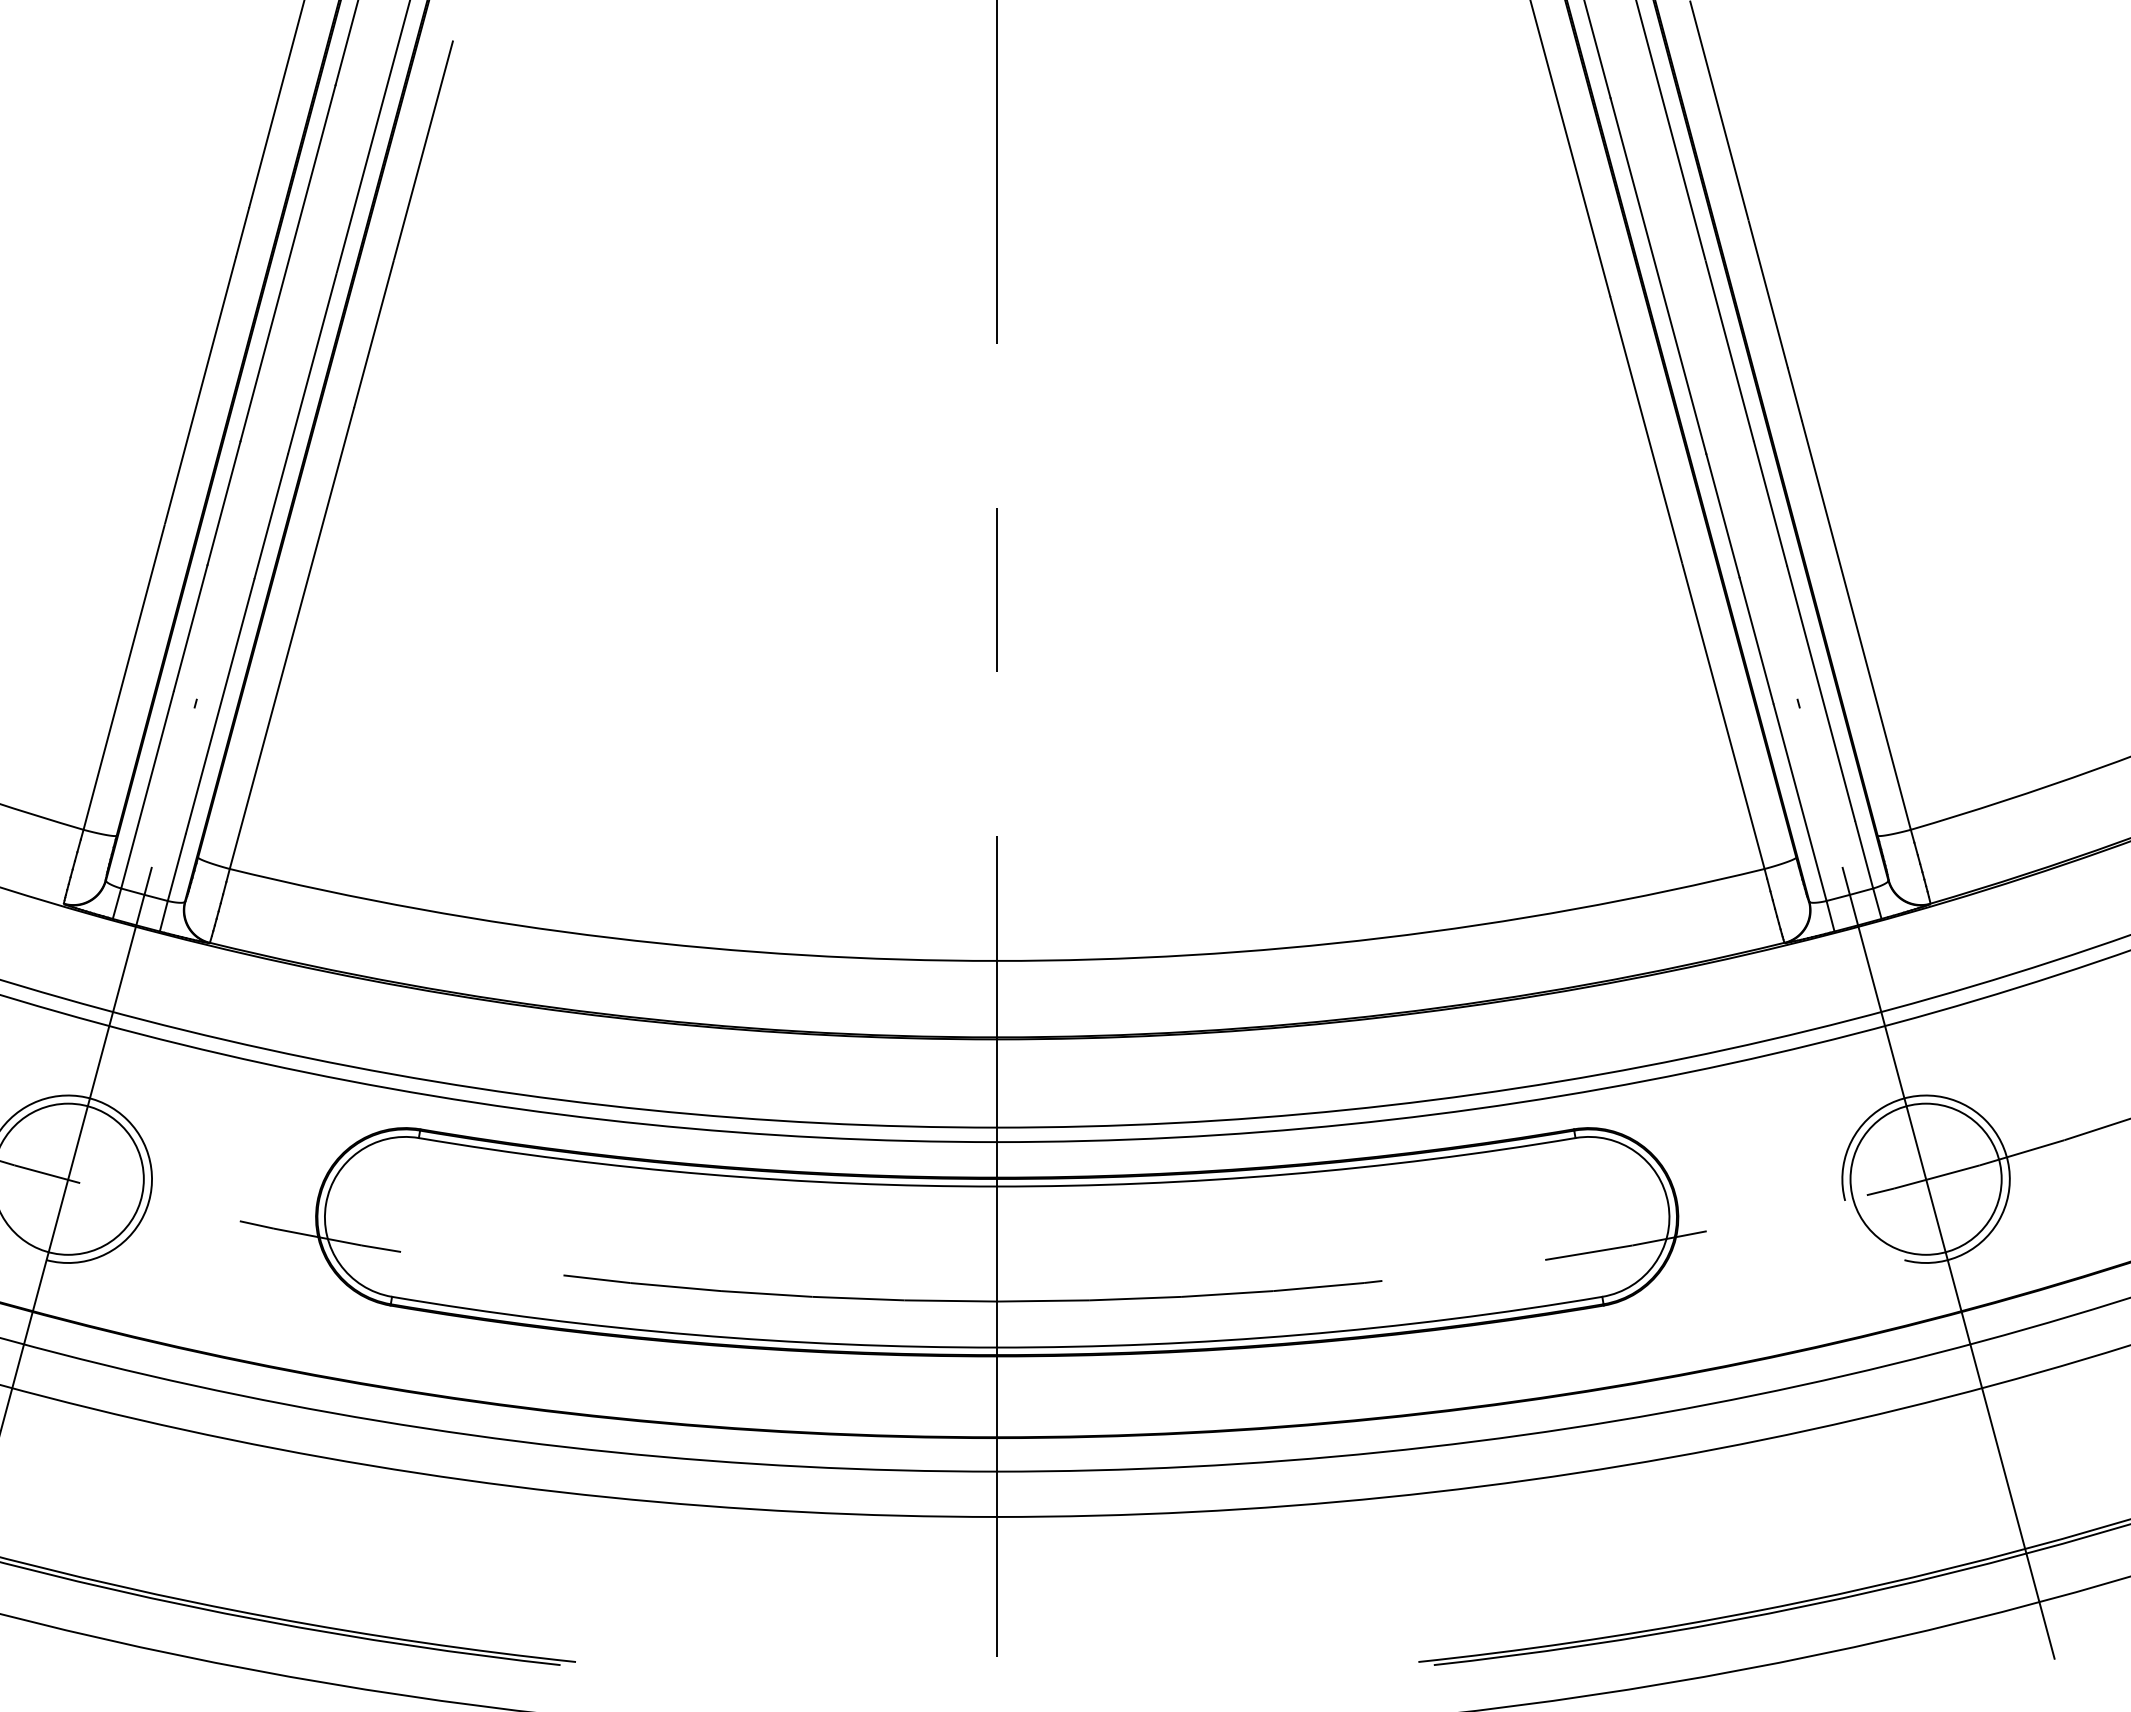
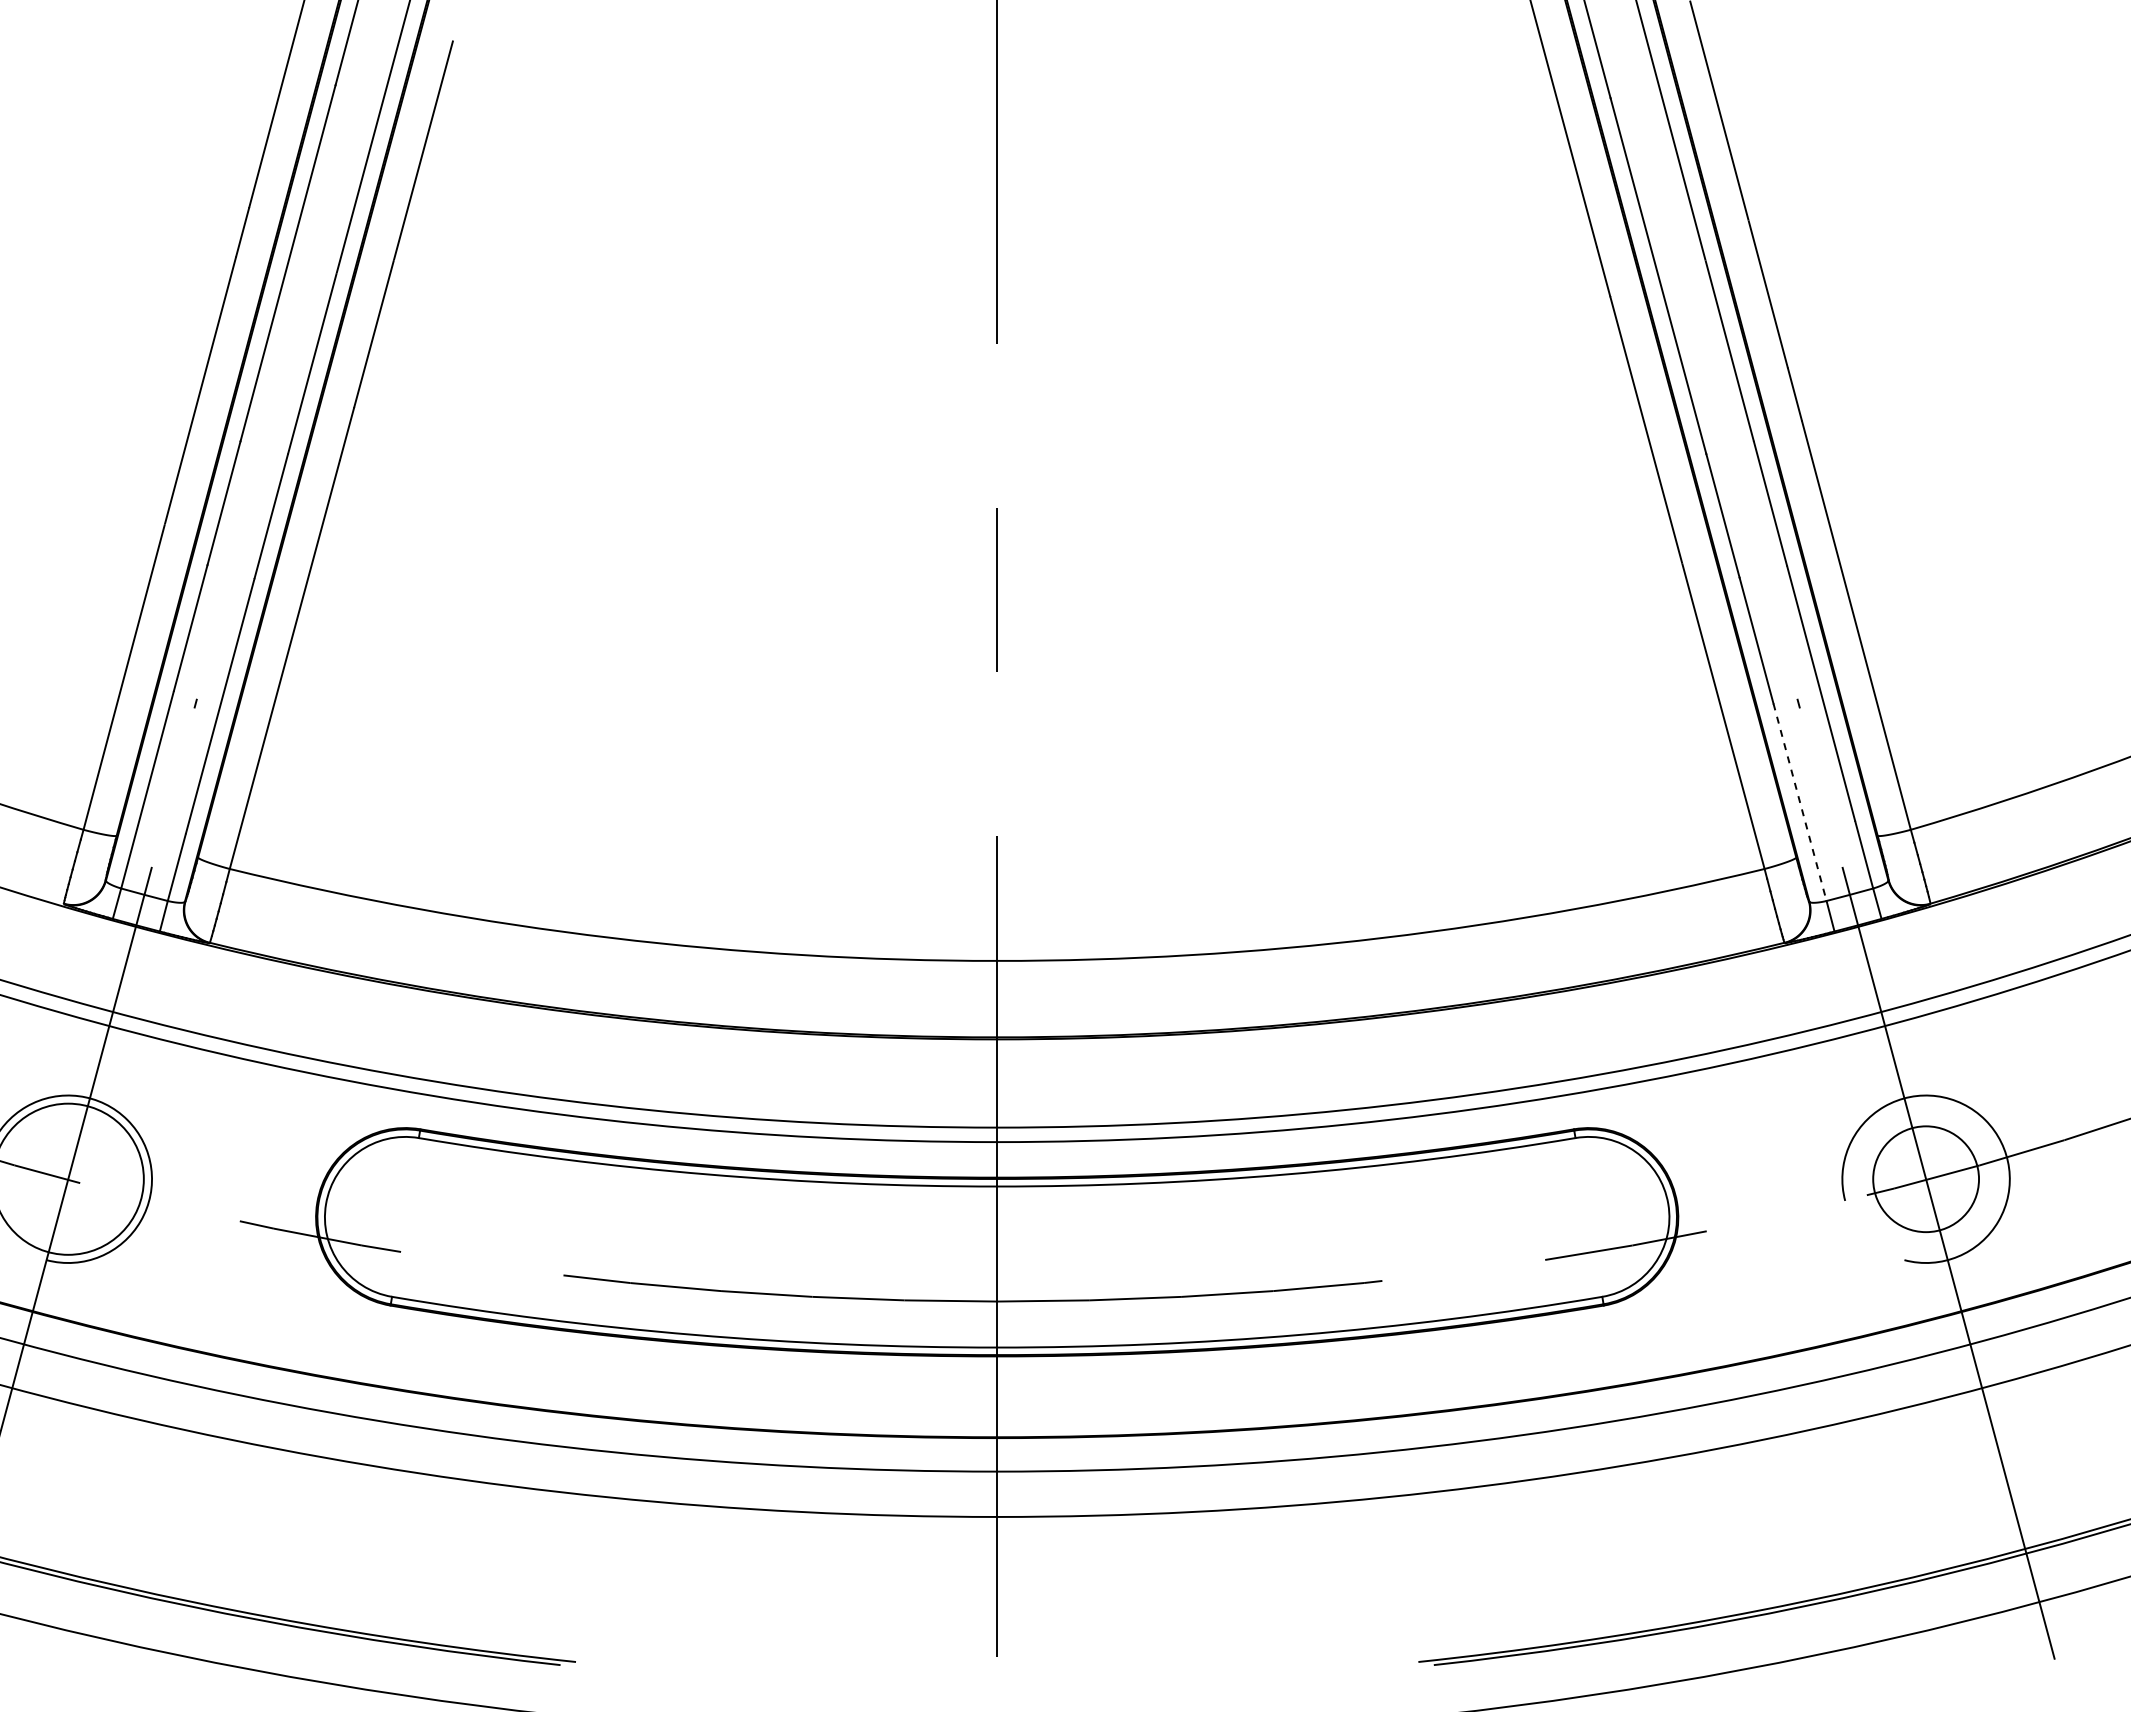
line: solid -> dashed (1800, 803)
circle diameter: 151 px -> 106 px (1926, 1179)
